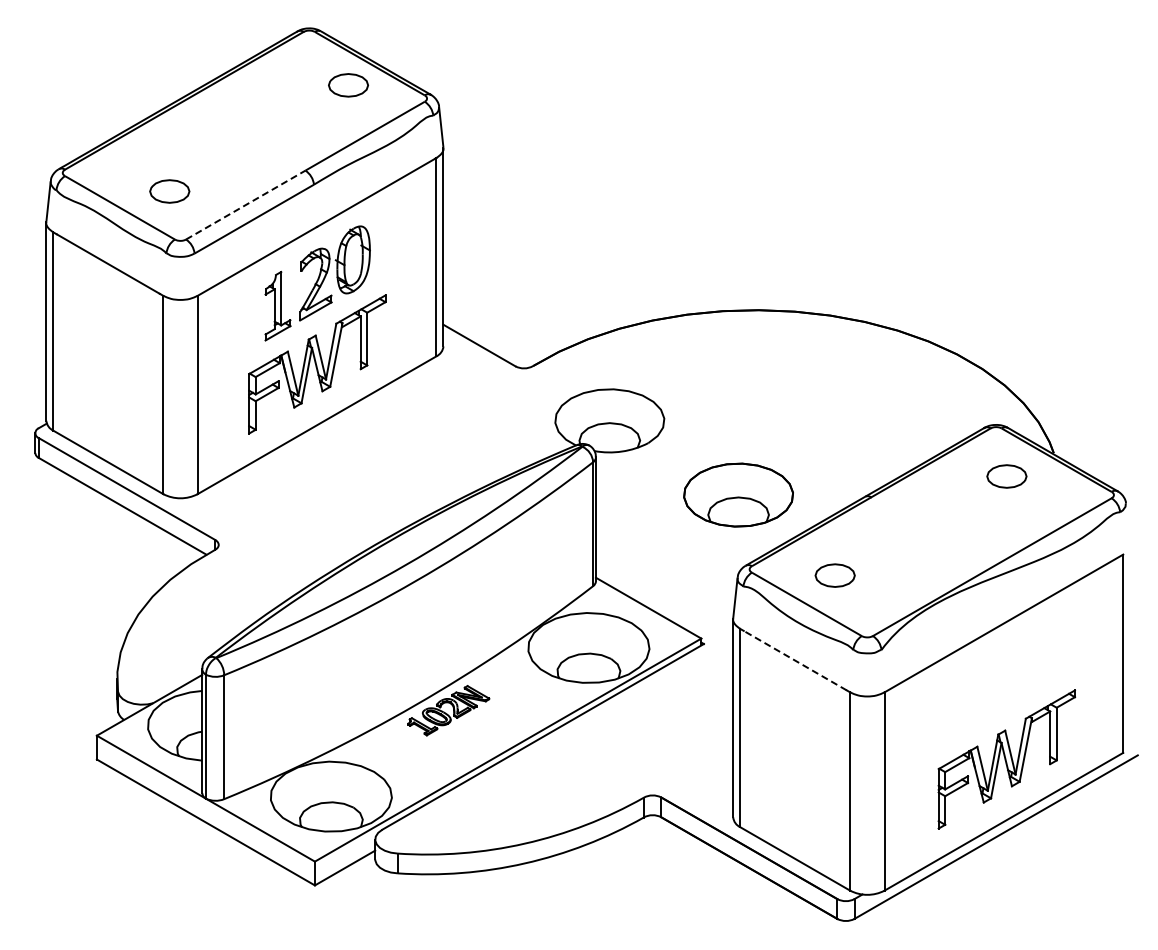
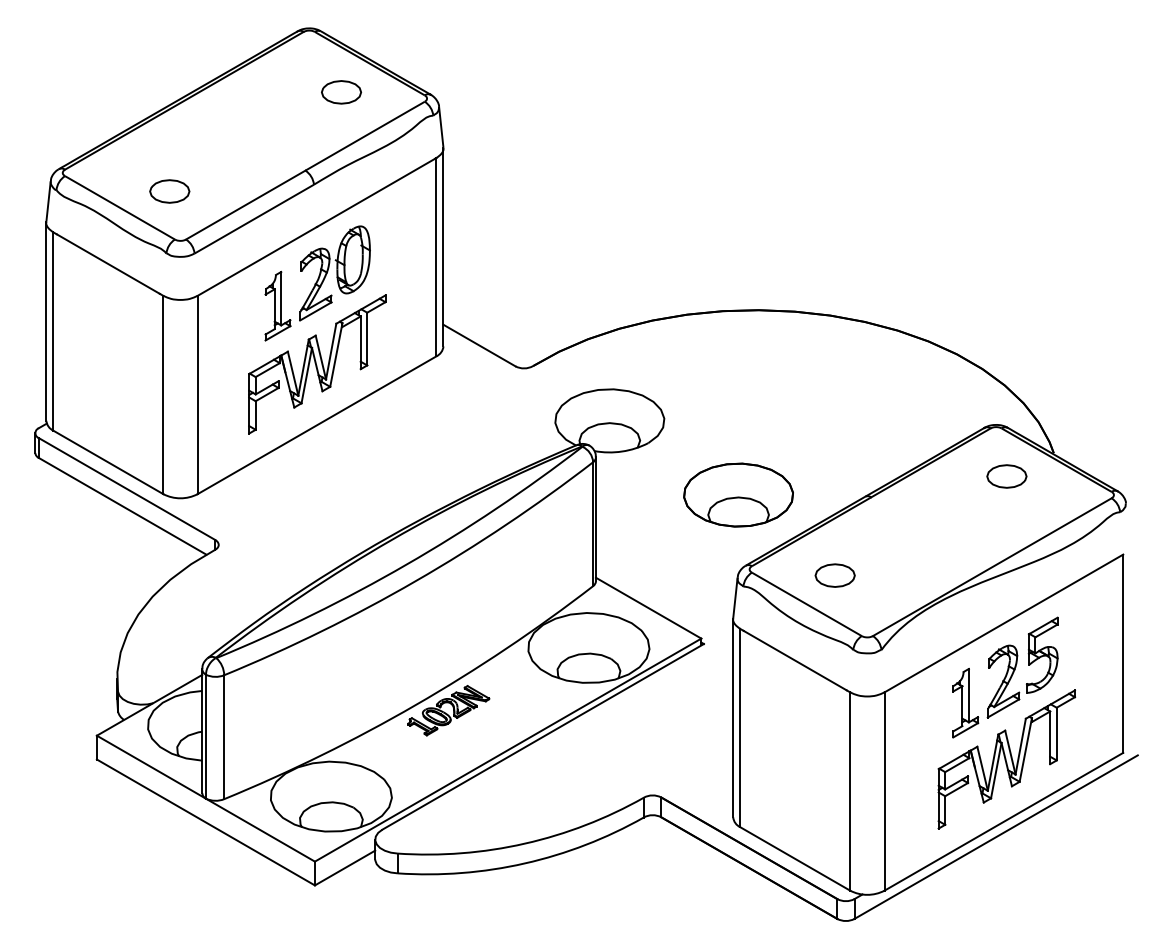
part position: (348, 85) -> (341, 92) (341, 92)
line: dashed -> solid (245, 205)
line: dashed -> solid (794, 660)
part: none -> present (1005, 677)
